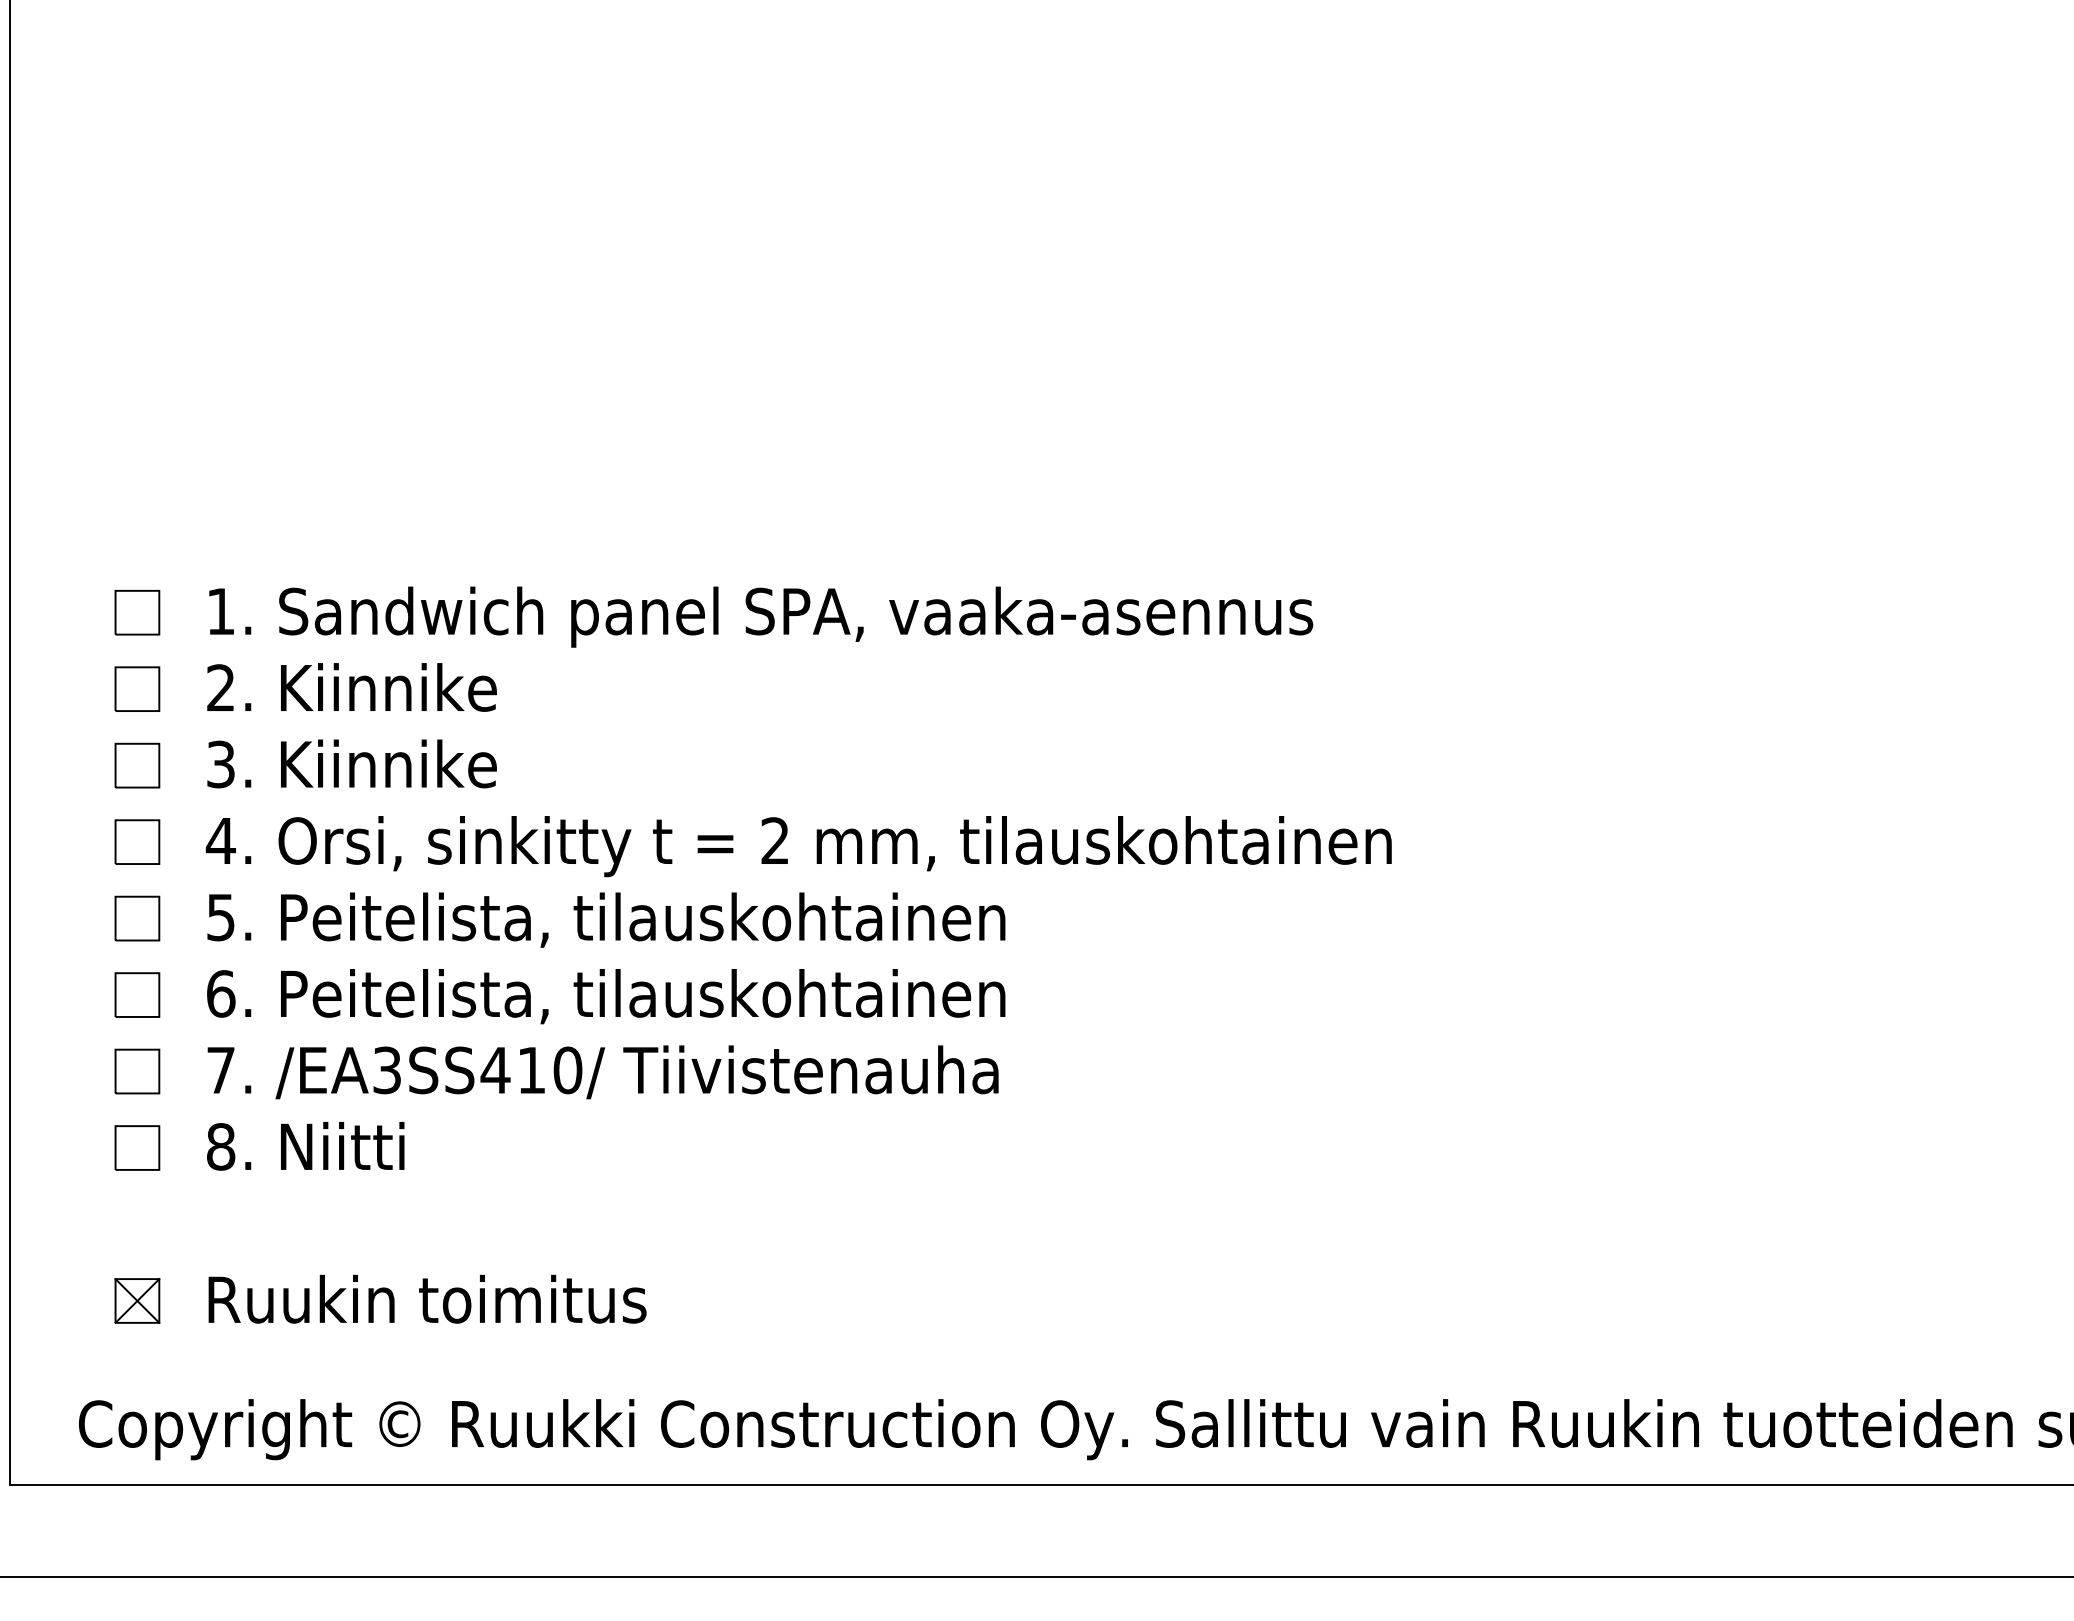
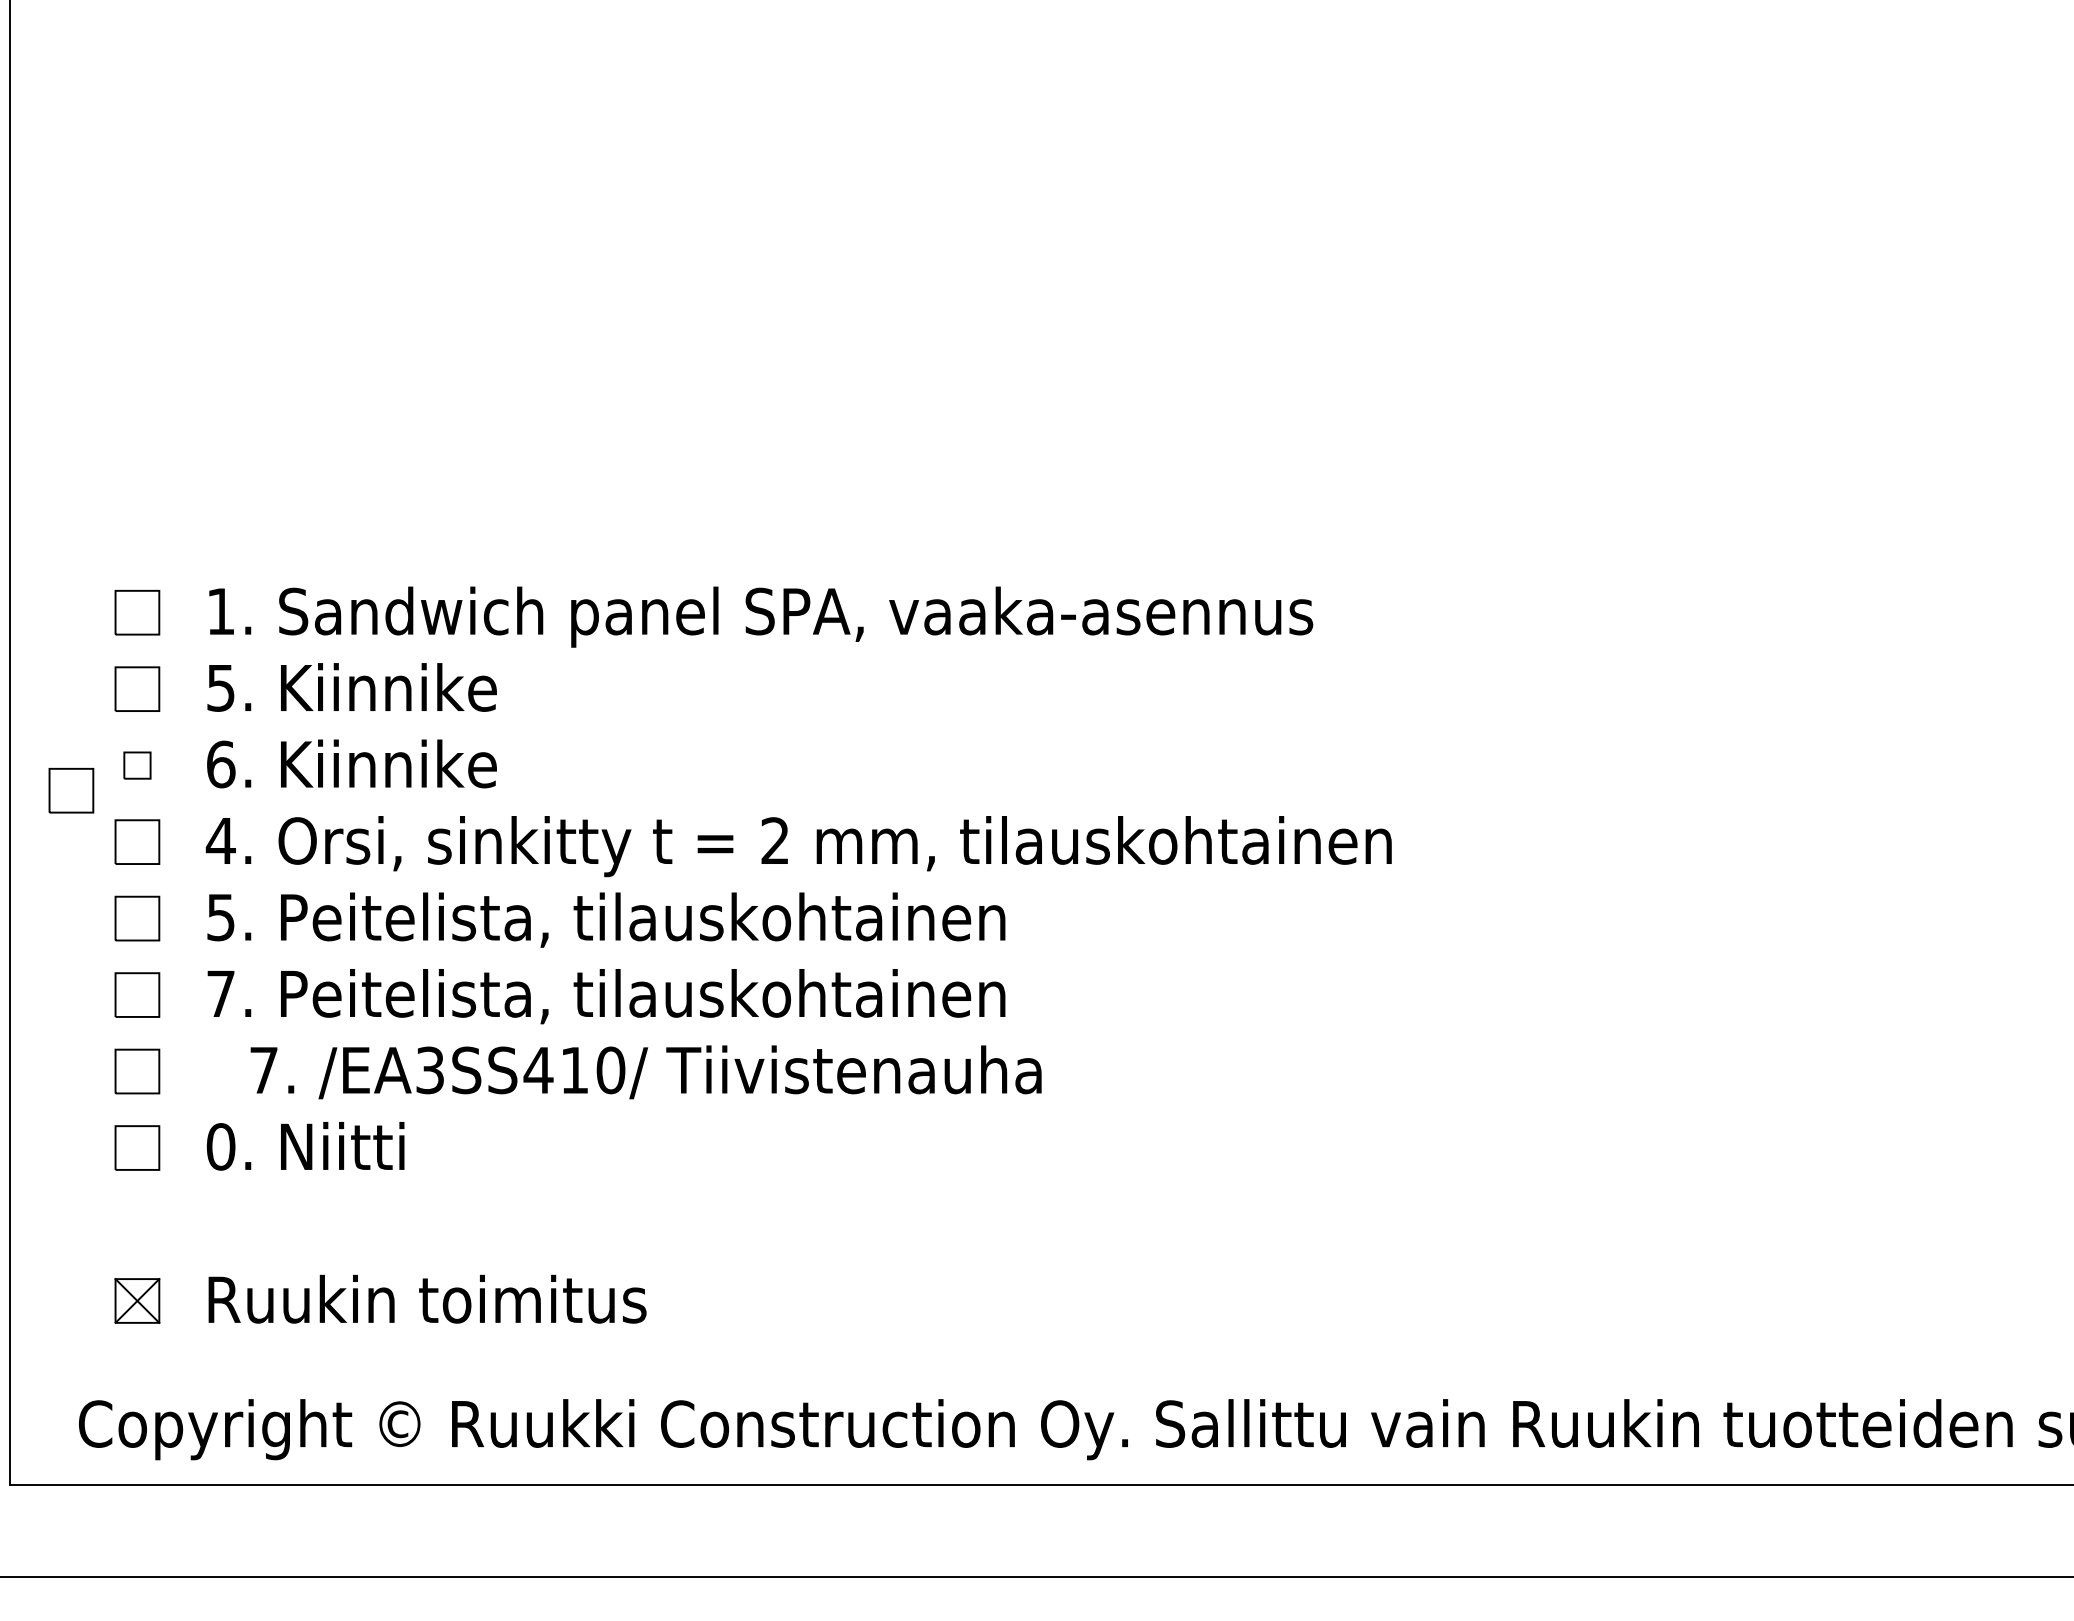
text: 2. -> 5. (220, 687)
text: 3. -> 6. (221, 764)
part size: 47x47 px -> 29x29 px (137, 765)
part: none -> present (71, 790)
text: 6. -> 7. (221, 993)
text position: (602, 1072) -> (645, 1072) (645, 1072)
text: 8. -> 0. (220, 1146)
